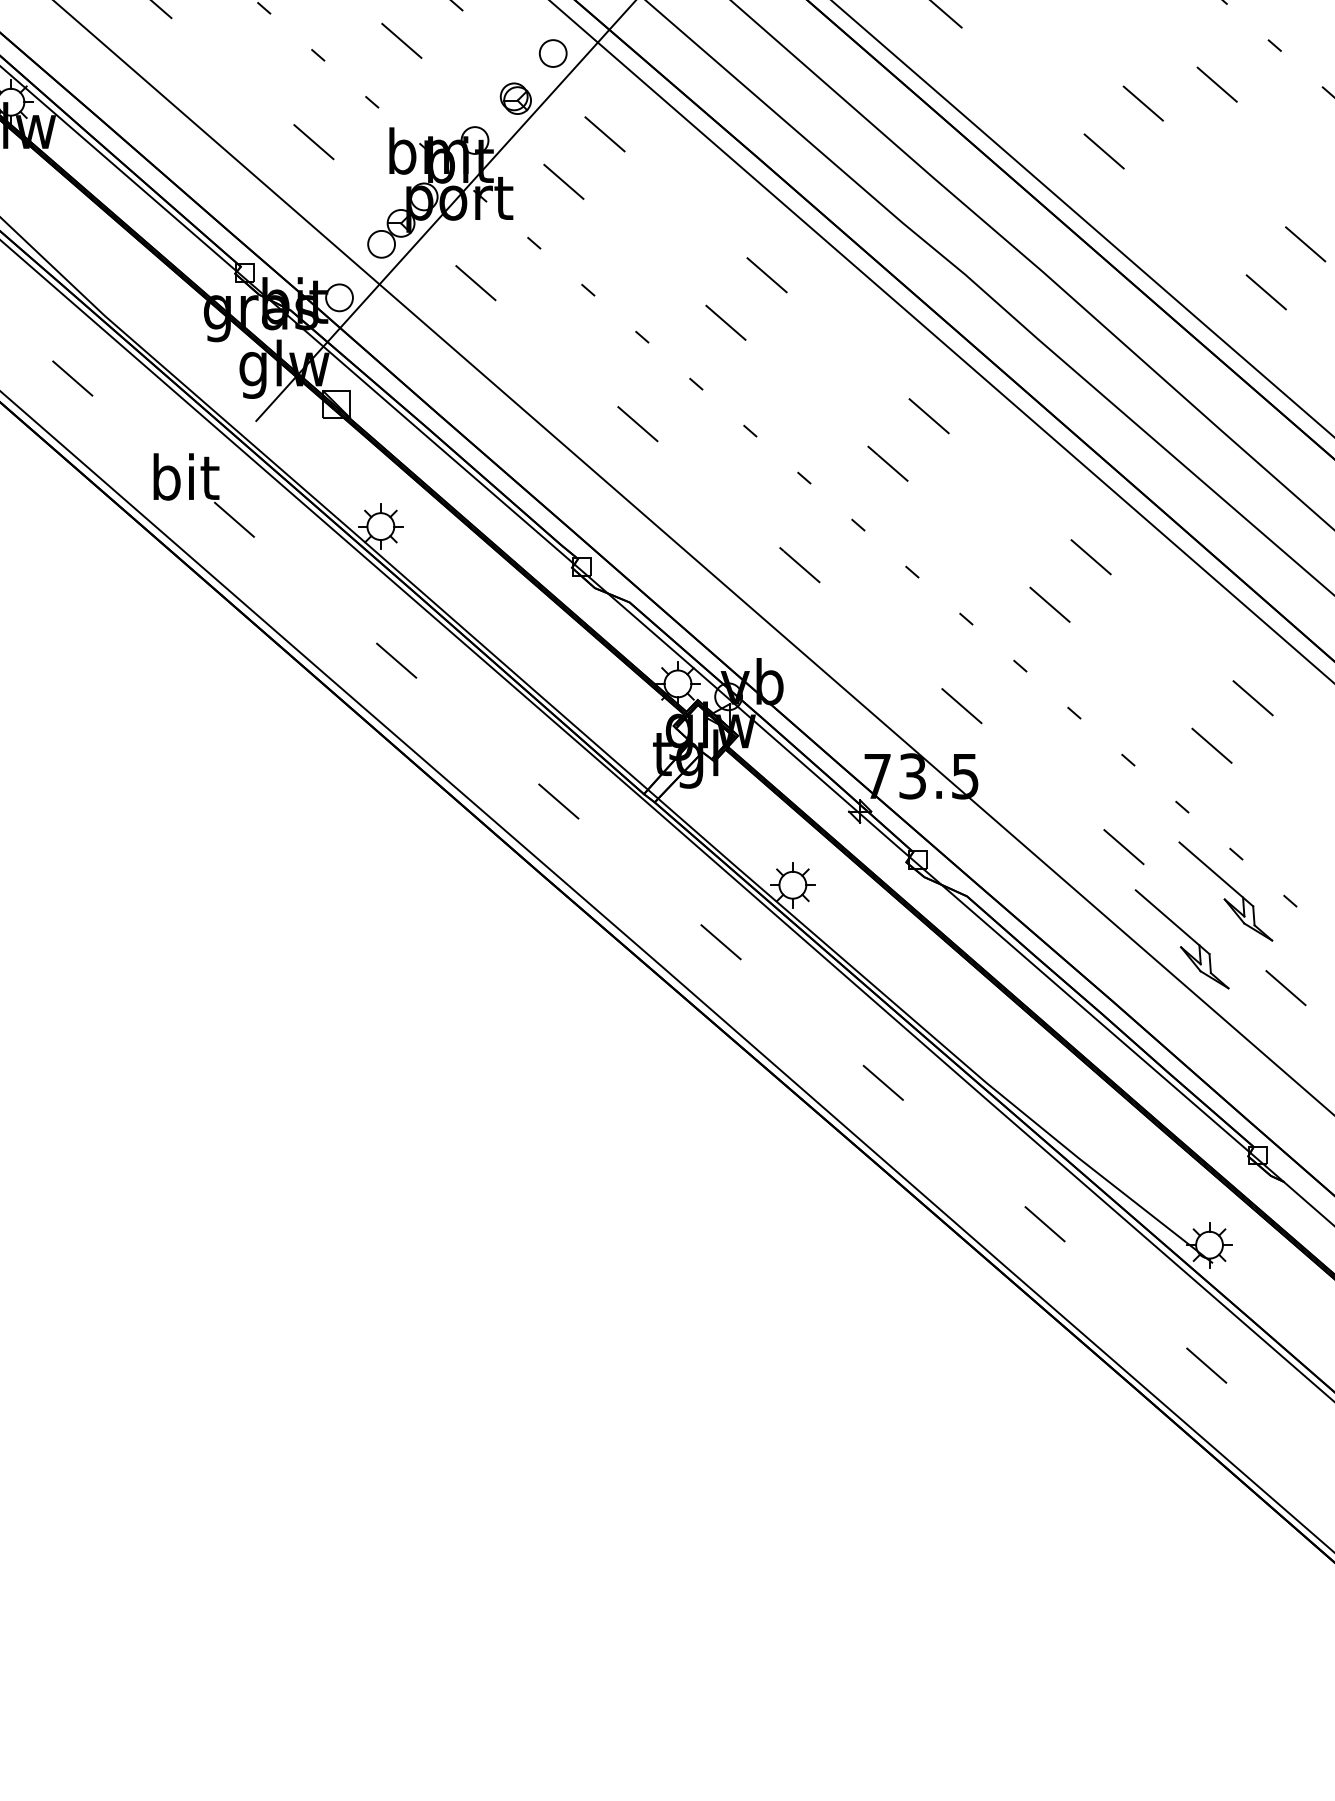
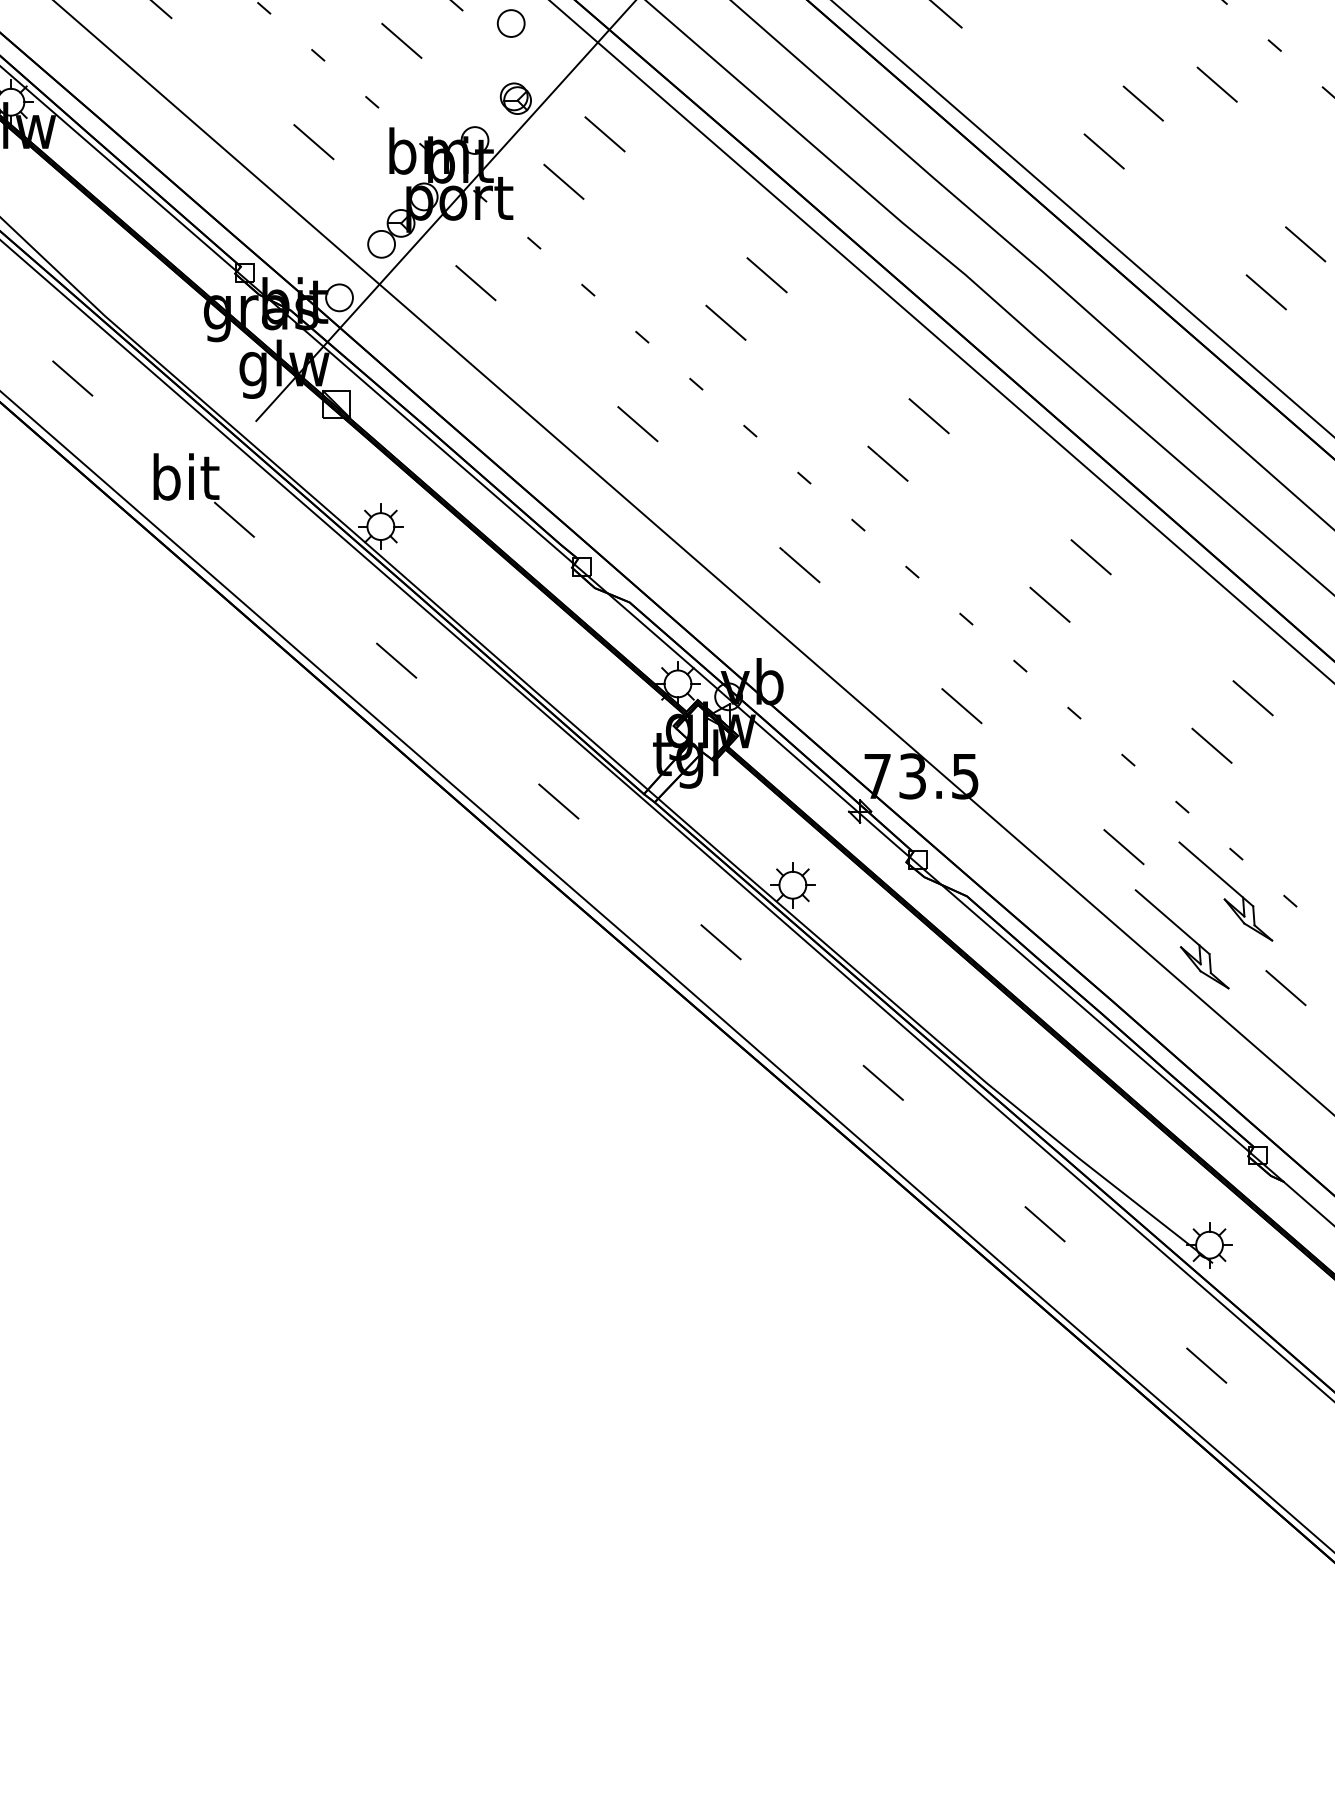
part position: (552, 53) -> (510, 23) (510, 23)
